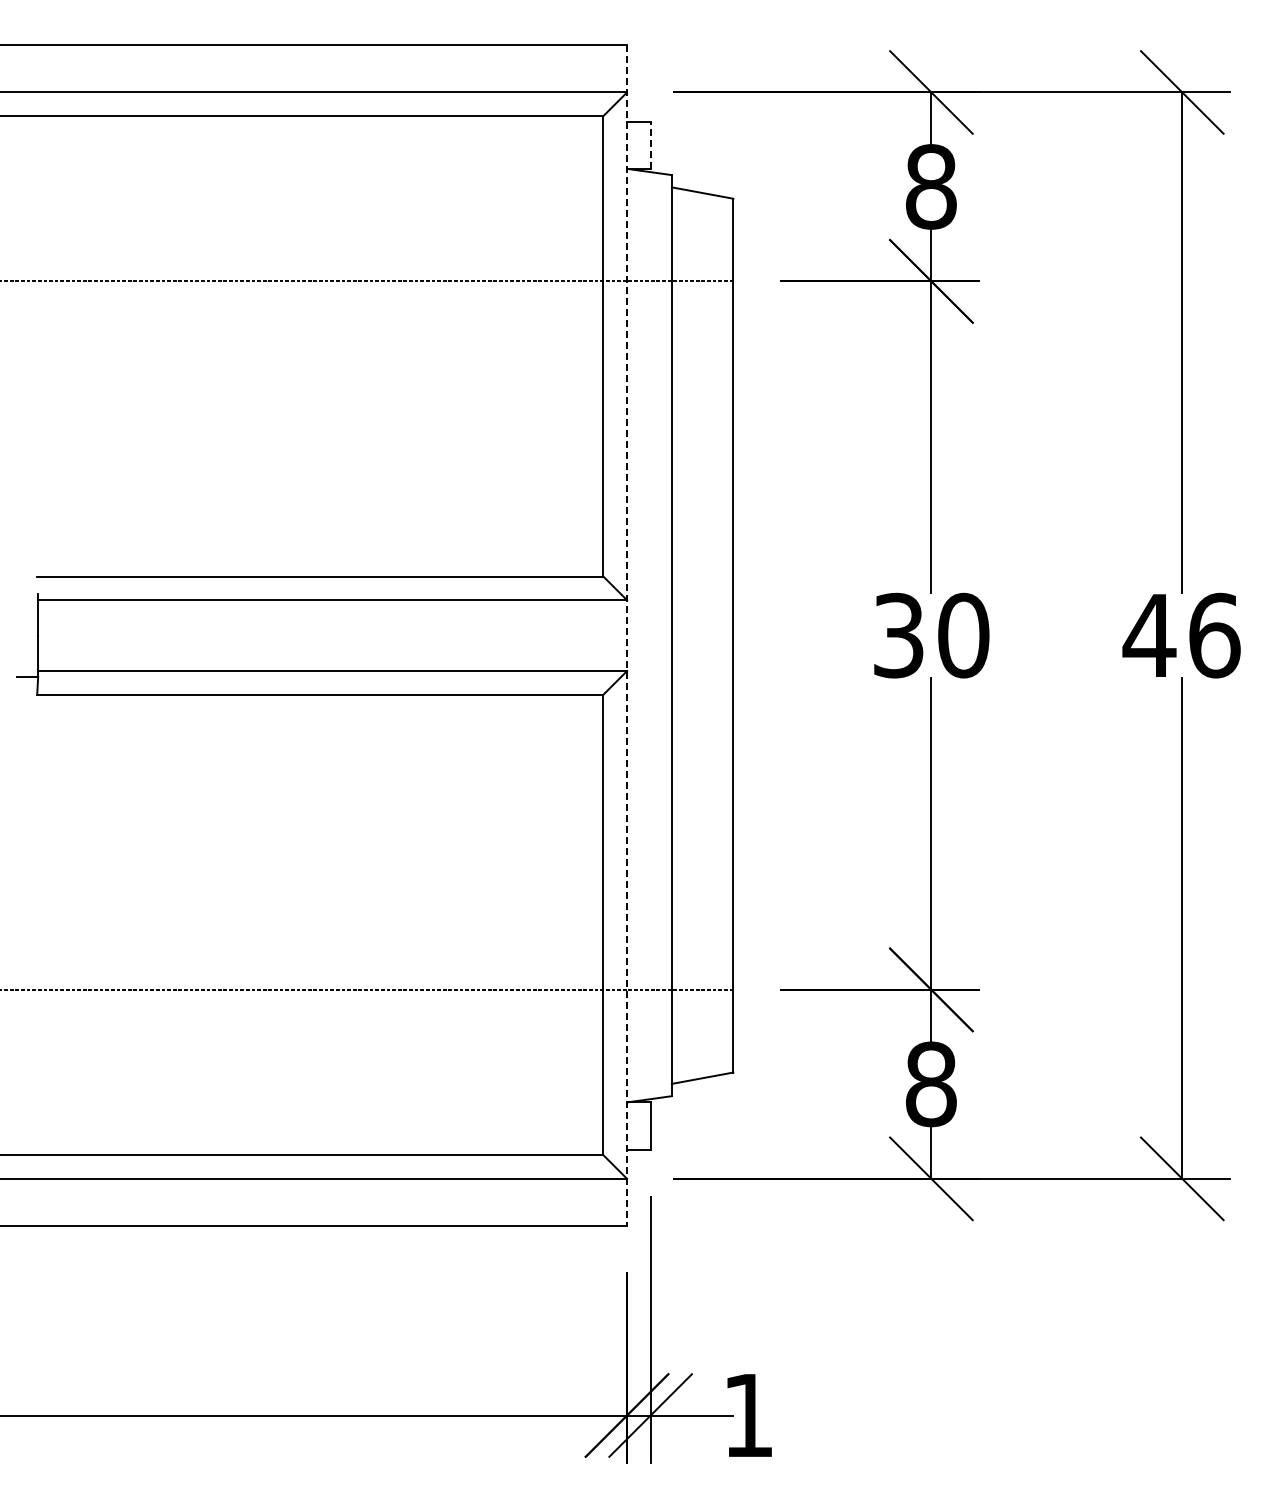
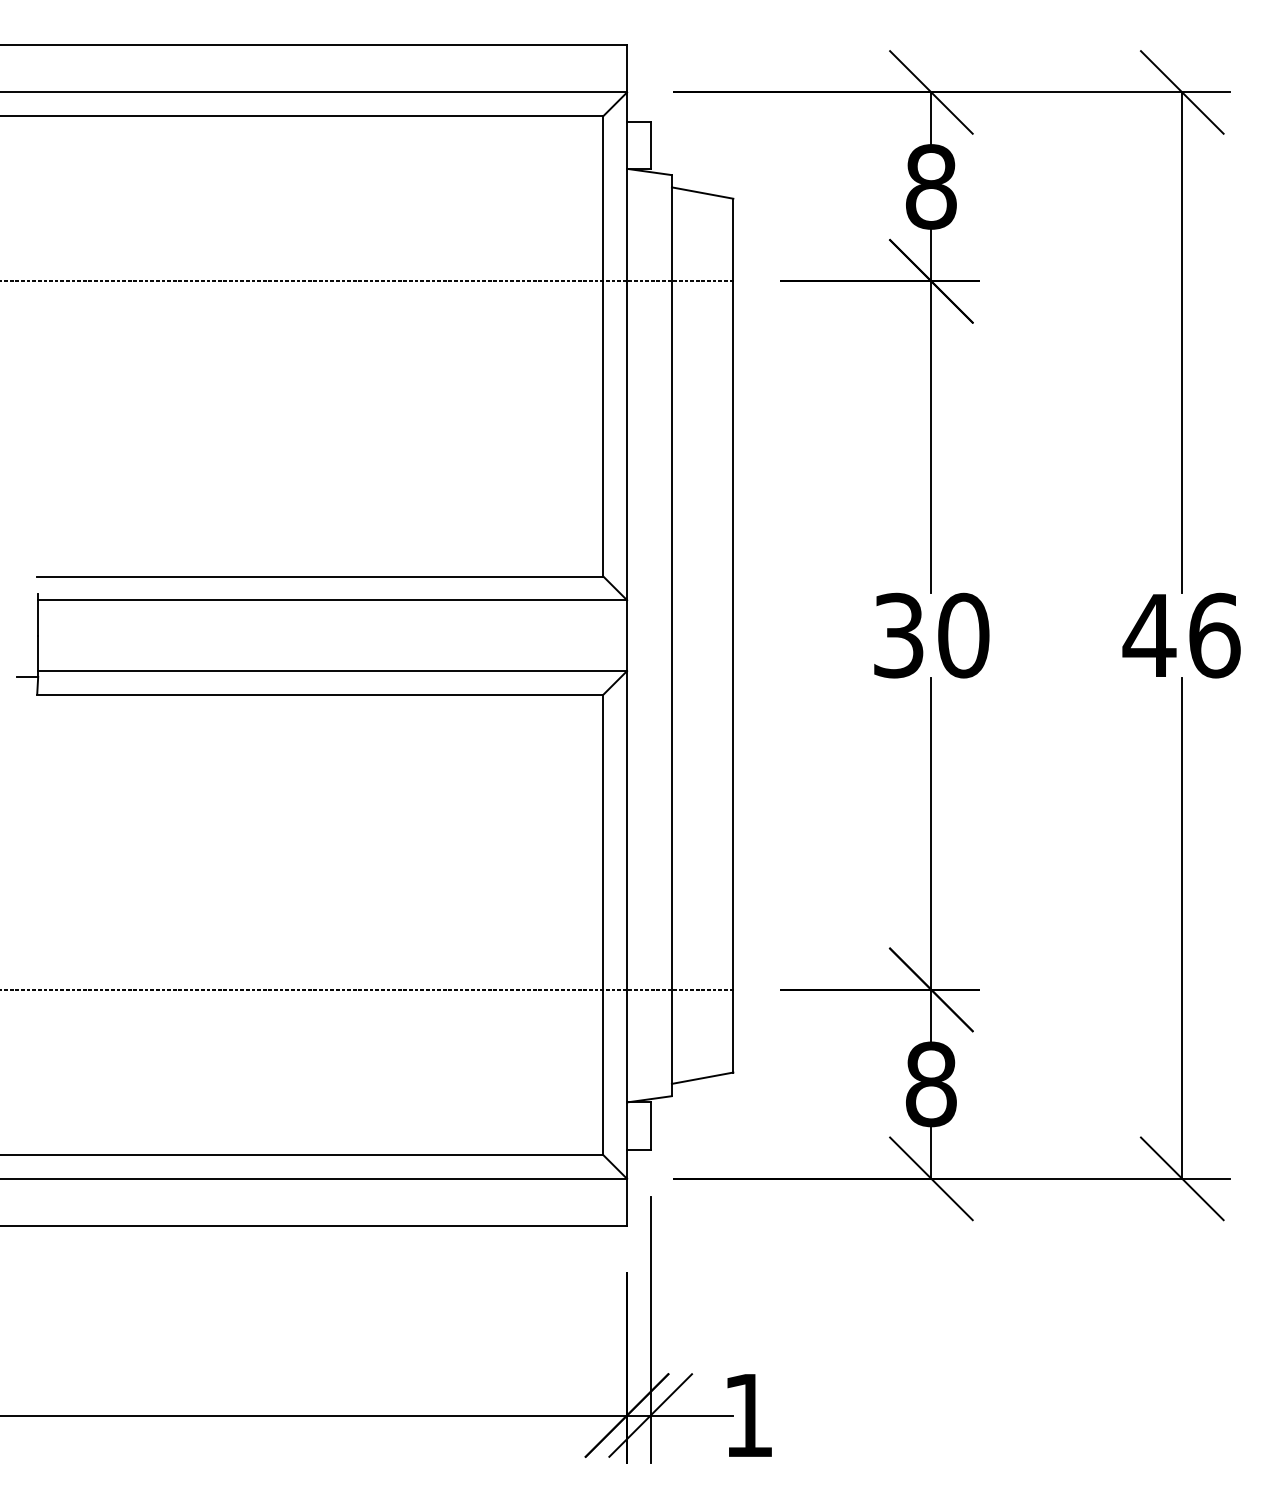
line: dashed -> solid (650, 145)
line: dashed -> solid (627, 636)
